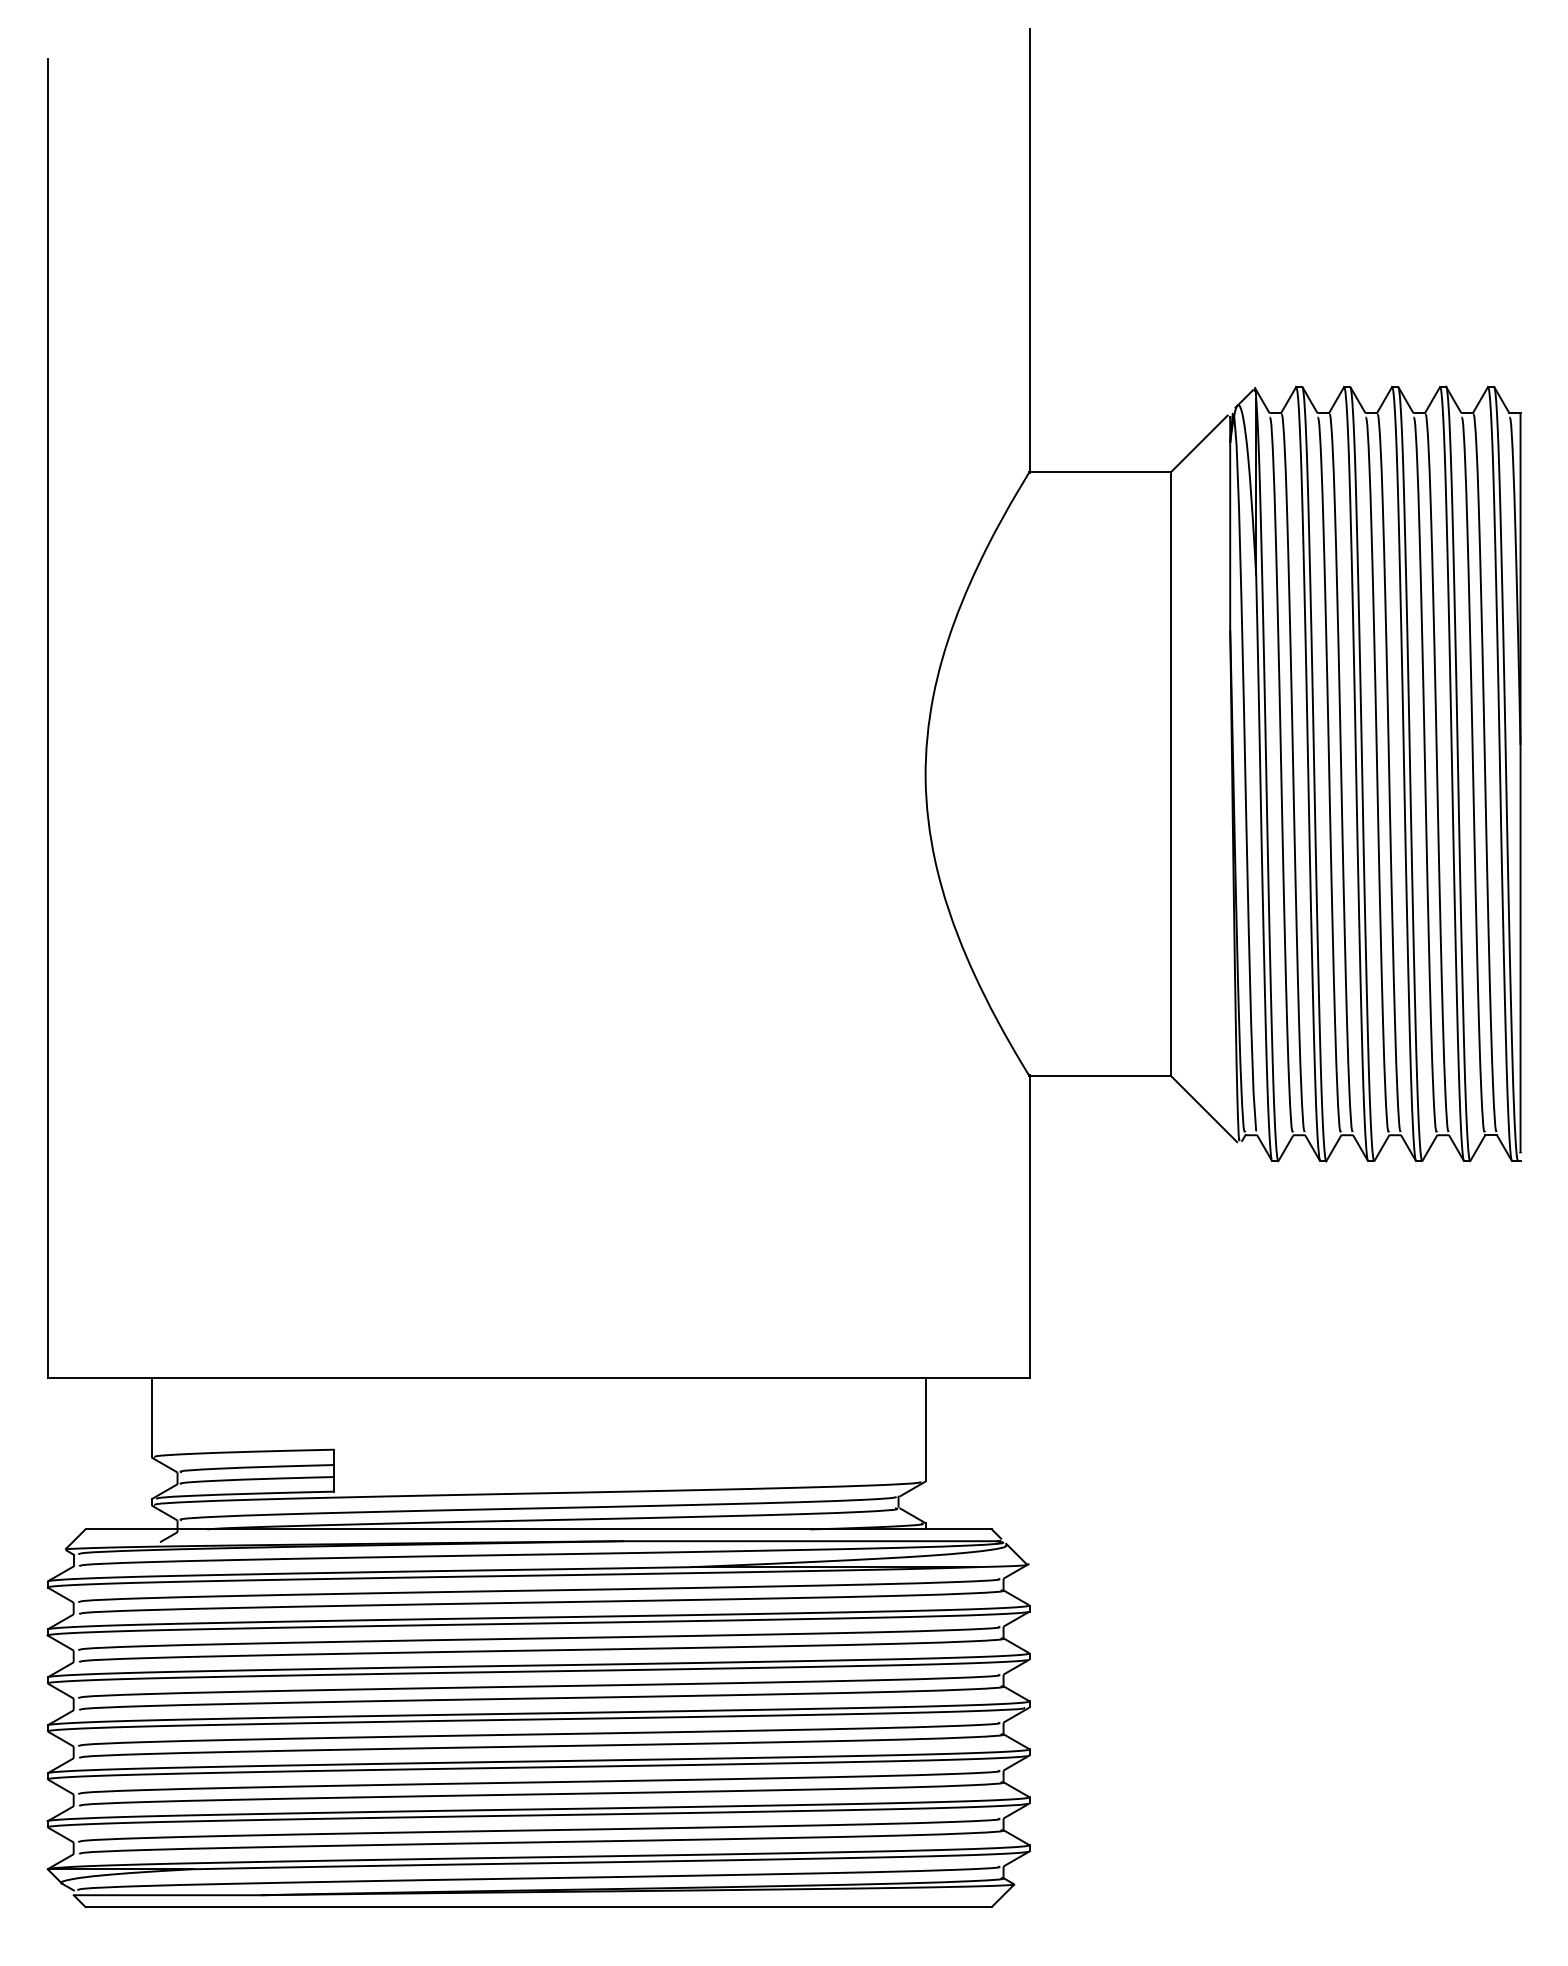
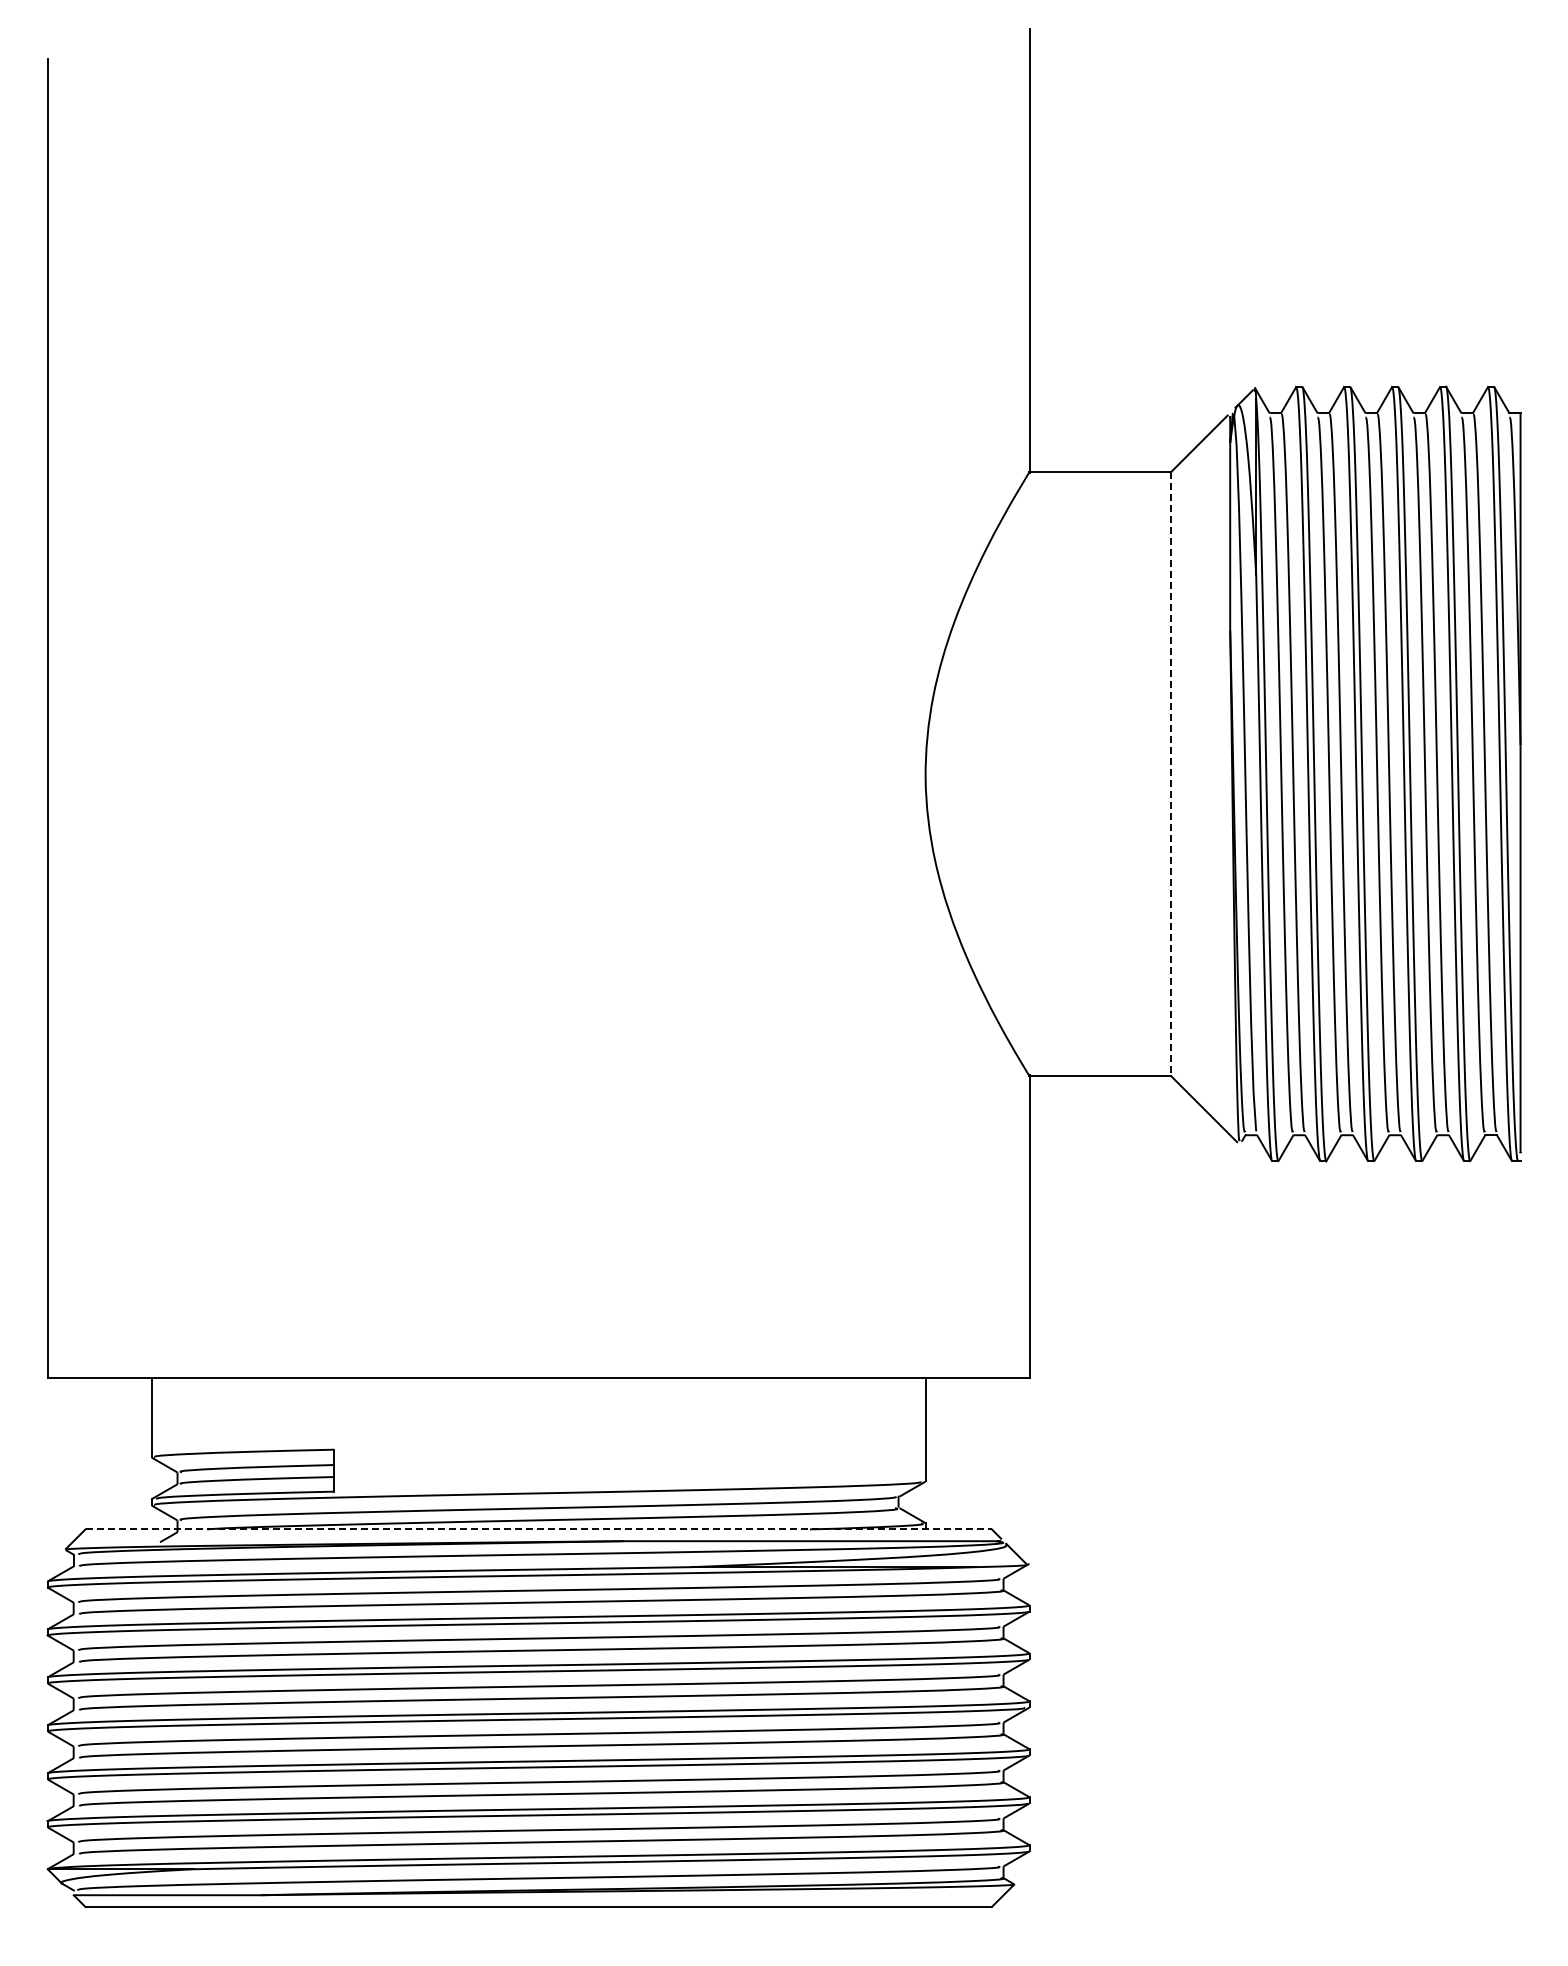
line: solid -> dashed (1171, 774)
line: solid -> dashed (539, 1529)
